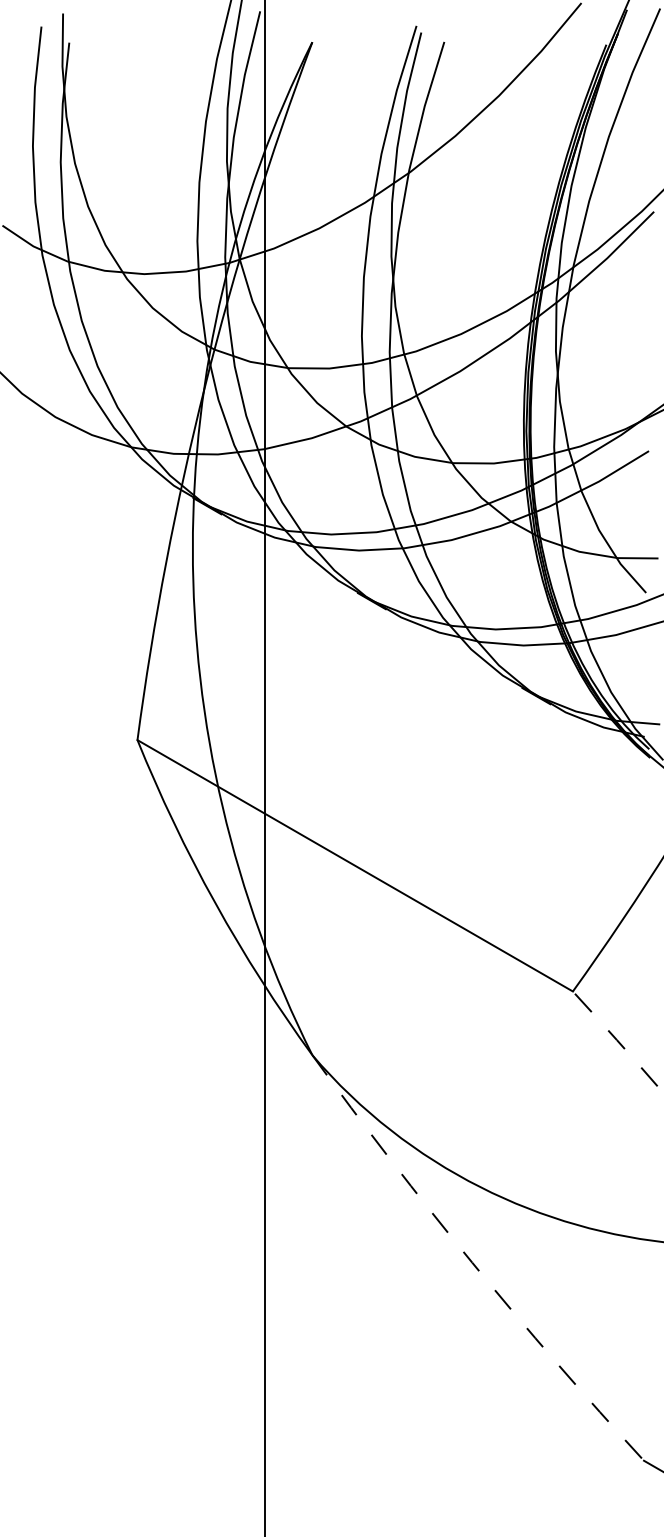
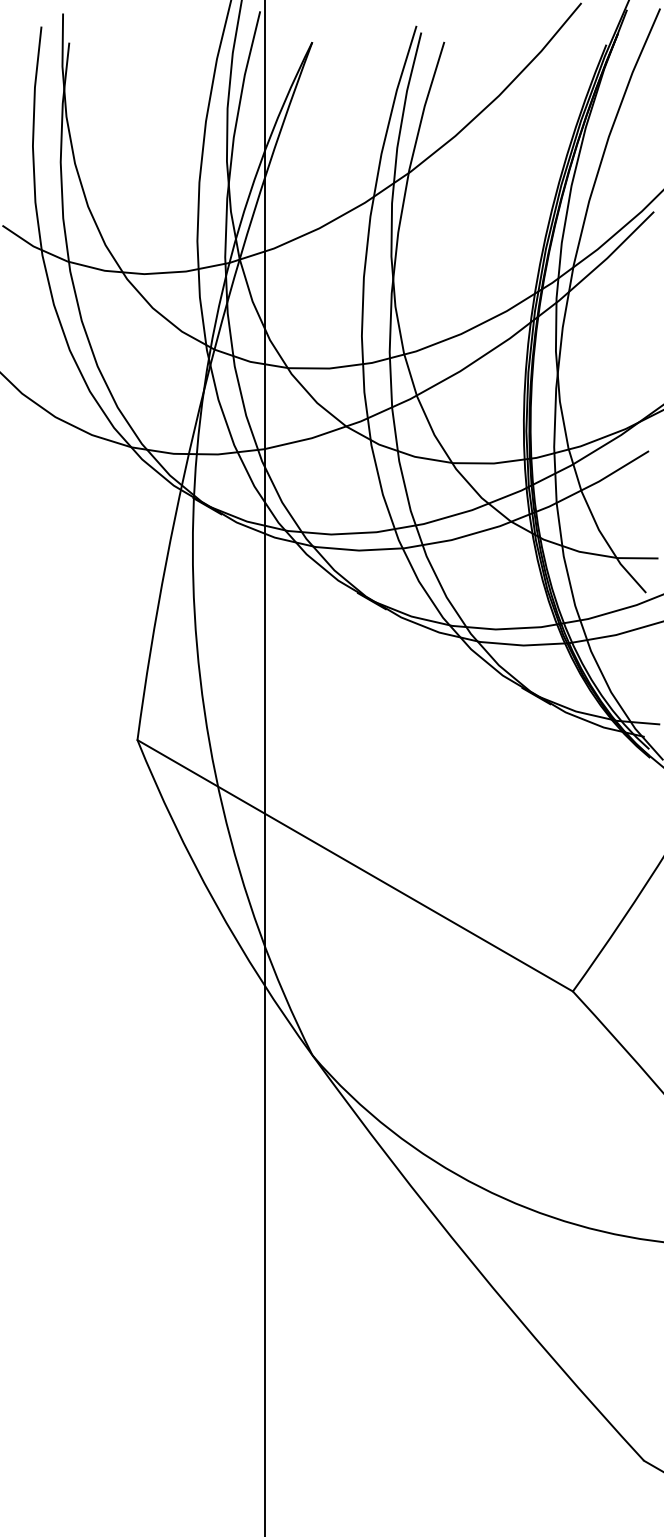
arc: dashed -> solid (618, 1041)
arc: dashed -> solid (472, 1262)
